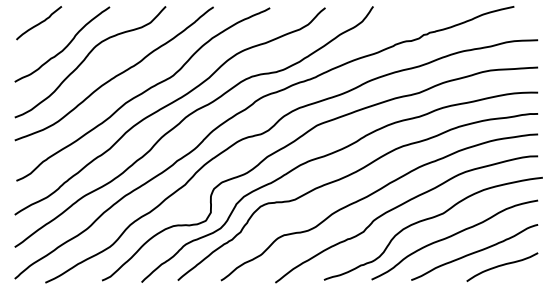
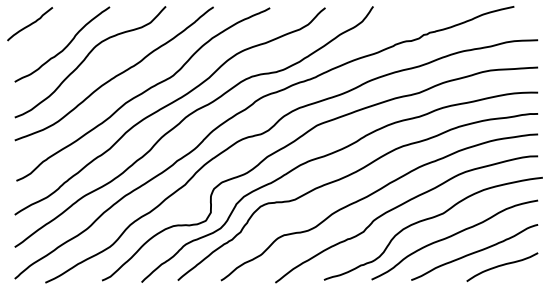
curve position: (39, 23) -> (30, 24) (30, 24)
